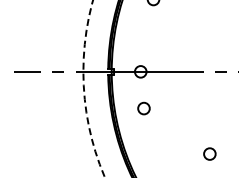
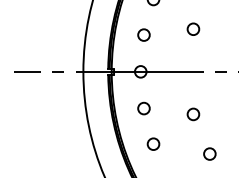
circle: none -> present (193, 28)
circle: none -> present (143, 34)
circle: dashed -> solid (93, 88)
circle: none -> present (193, 114)
circle: none -> present (153, 143)
